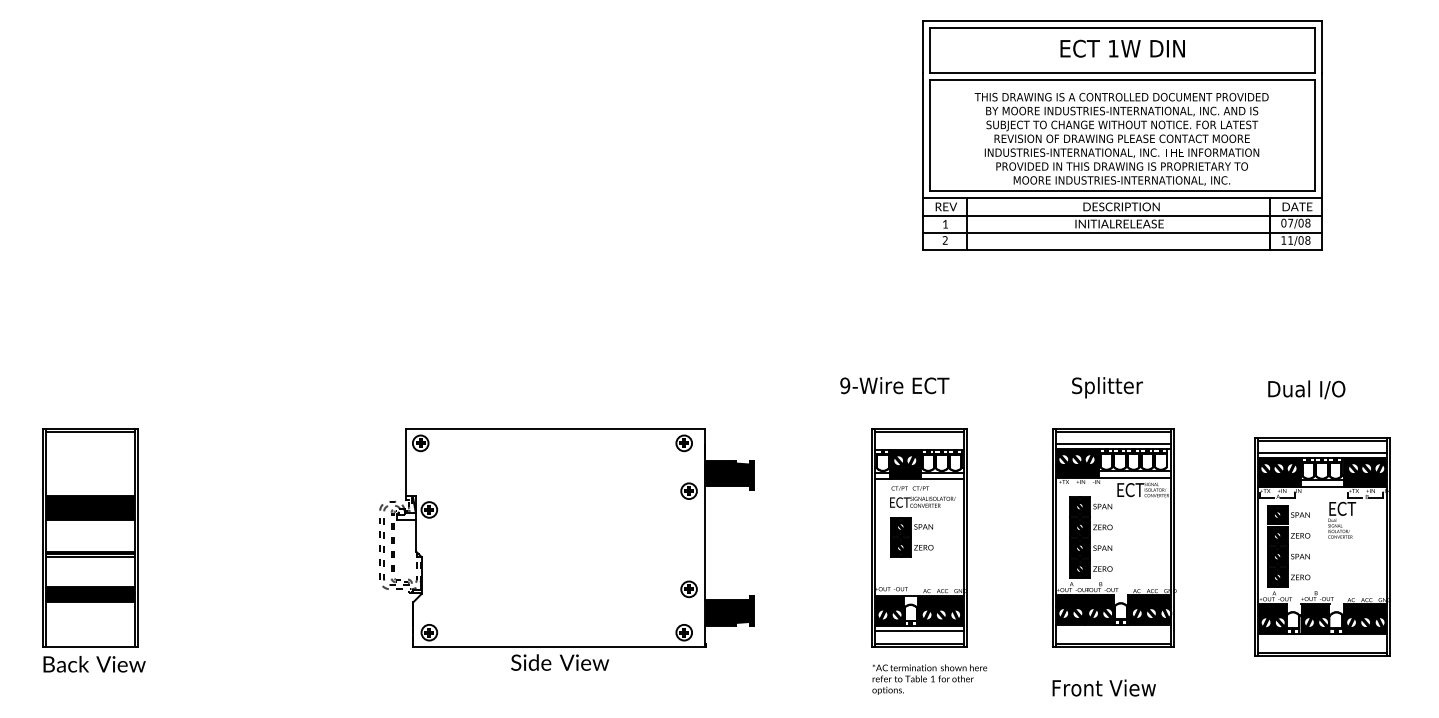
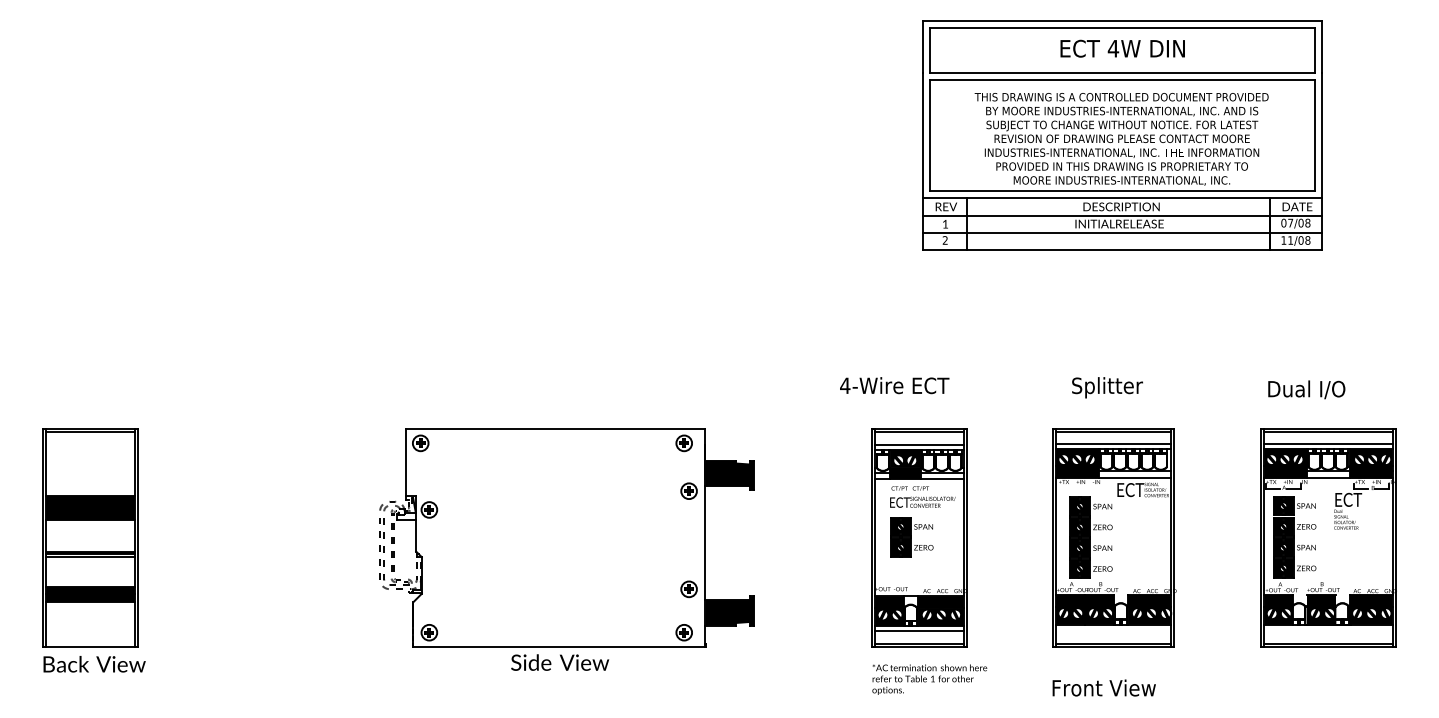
text: 1W -> 4W (1113, 48)
text: 9-Wire -> 4-Wire (845, 385)
line: none -> present (919, 444)
part position: (1322, 546) -> (1328, 537) (1328, 537)
